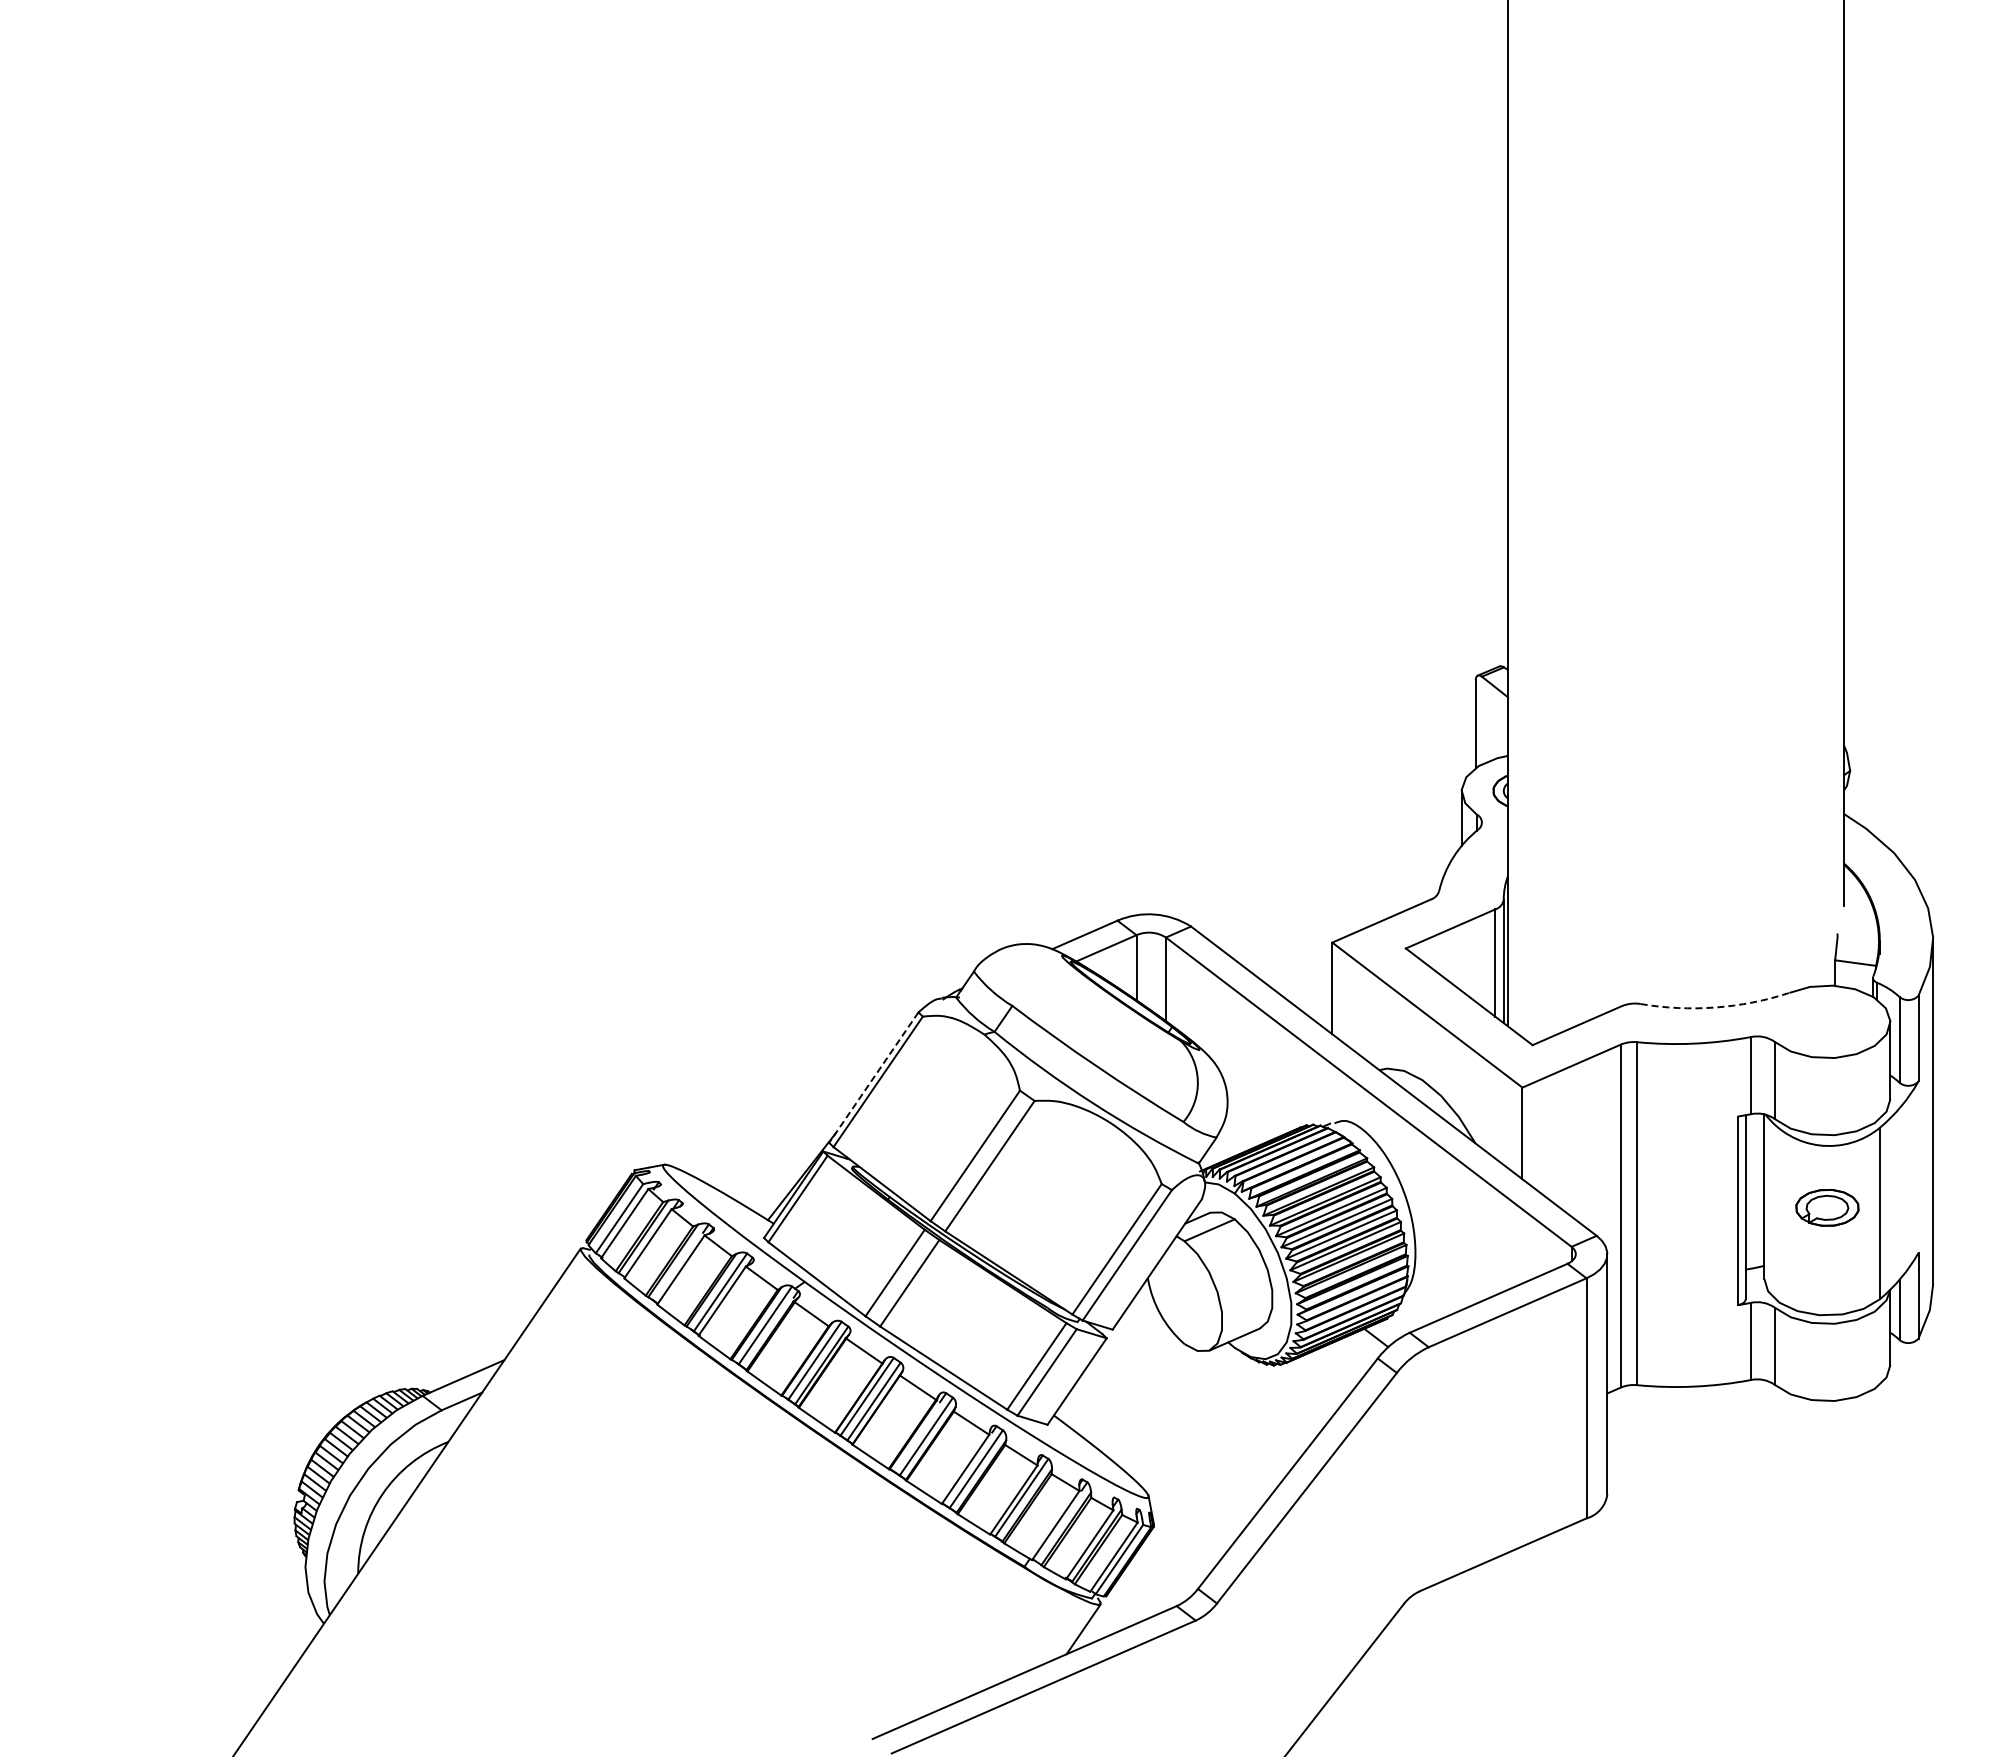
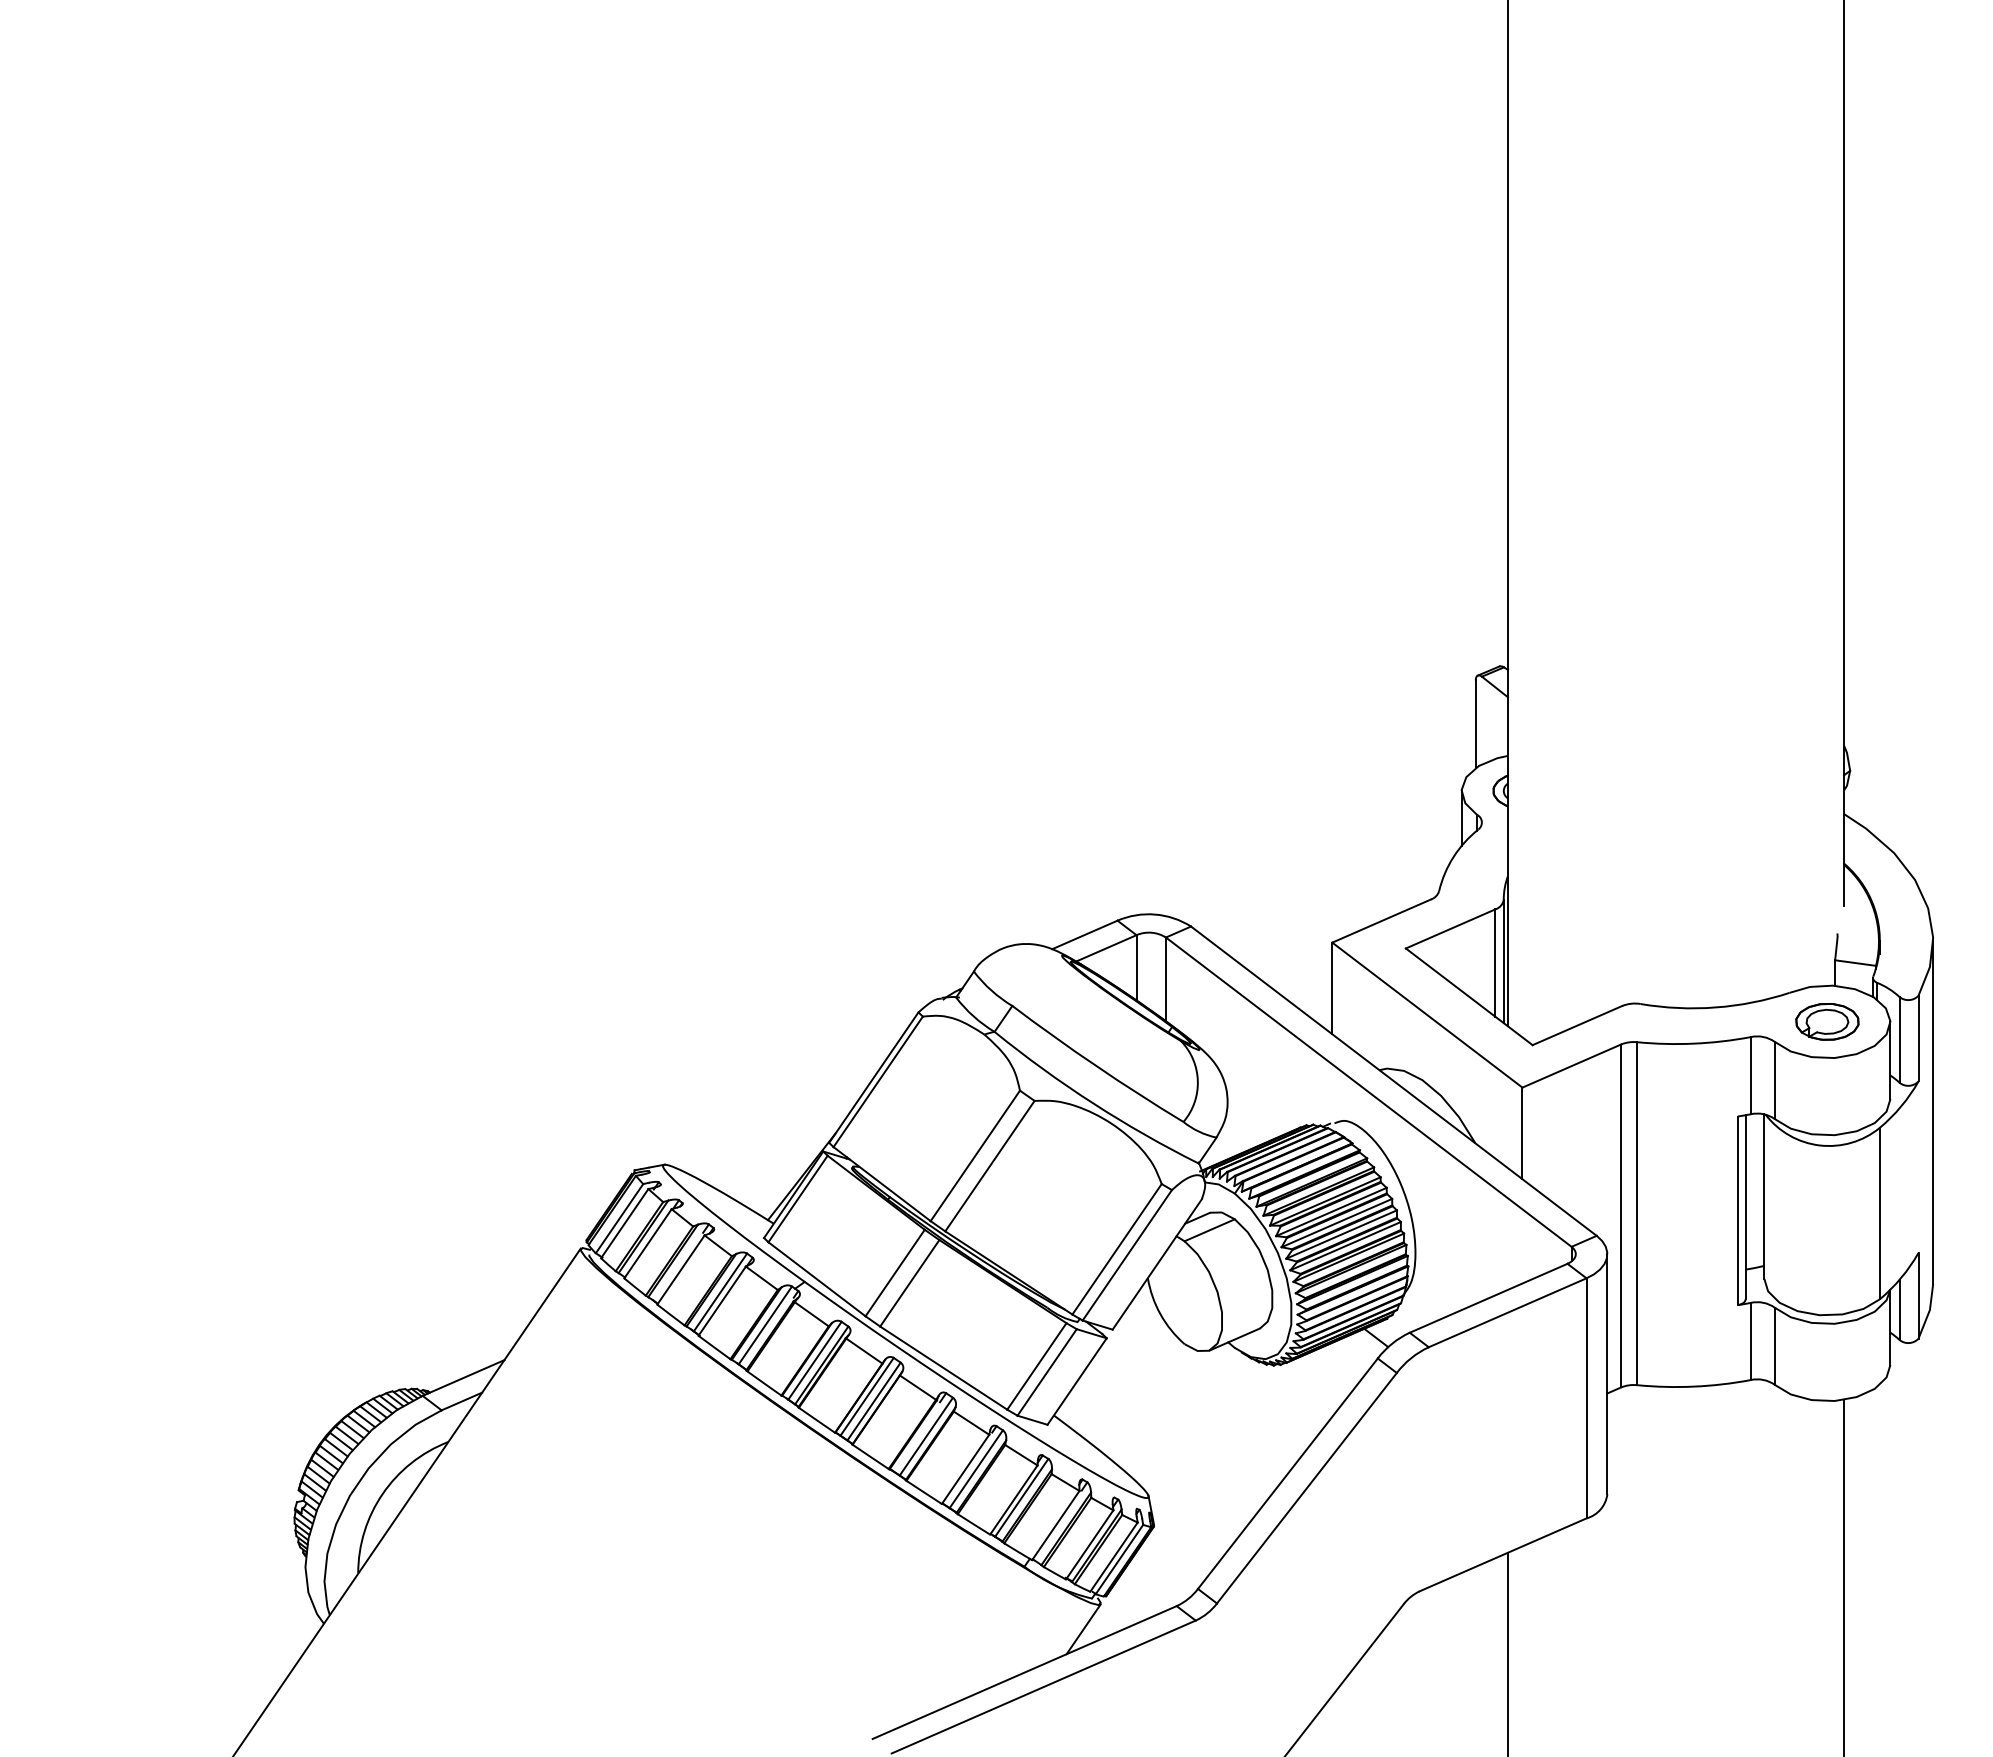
arc: dashed -> solid (1715, 1007)
line: dashed -> solid (873, 1078)
part position: (1827, 1207) -> (1827, 1021) (1827, 1021)
line: none -> present (1844, 1576)
line: none -> present (1508, 1652)
